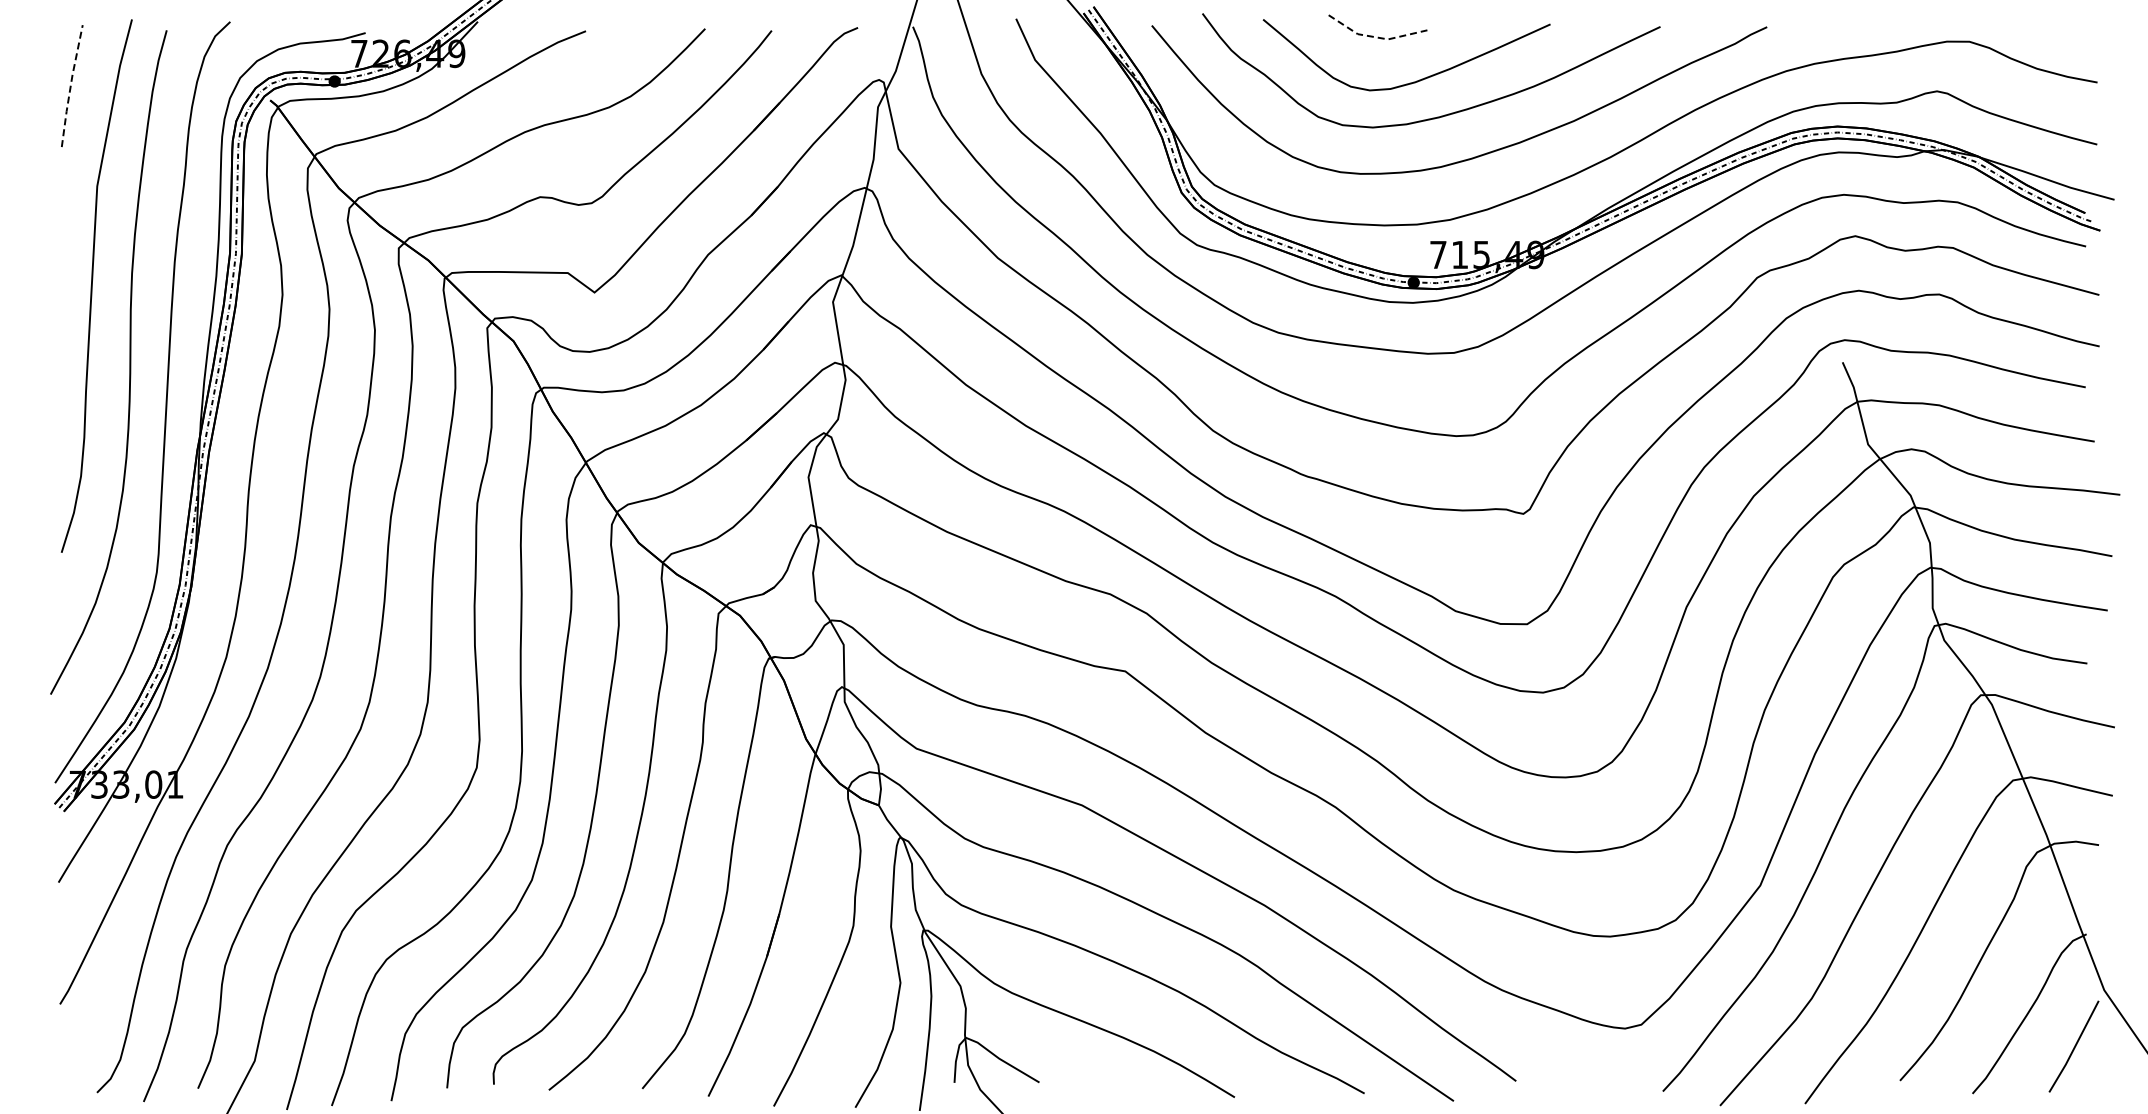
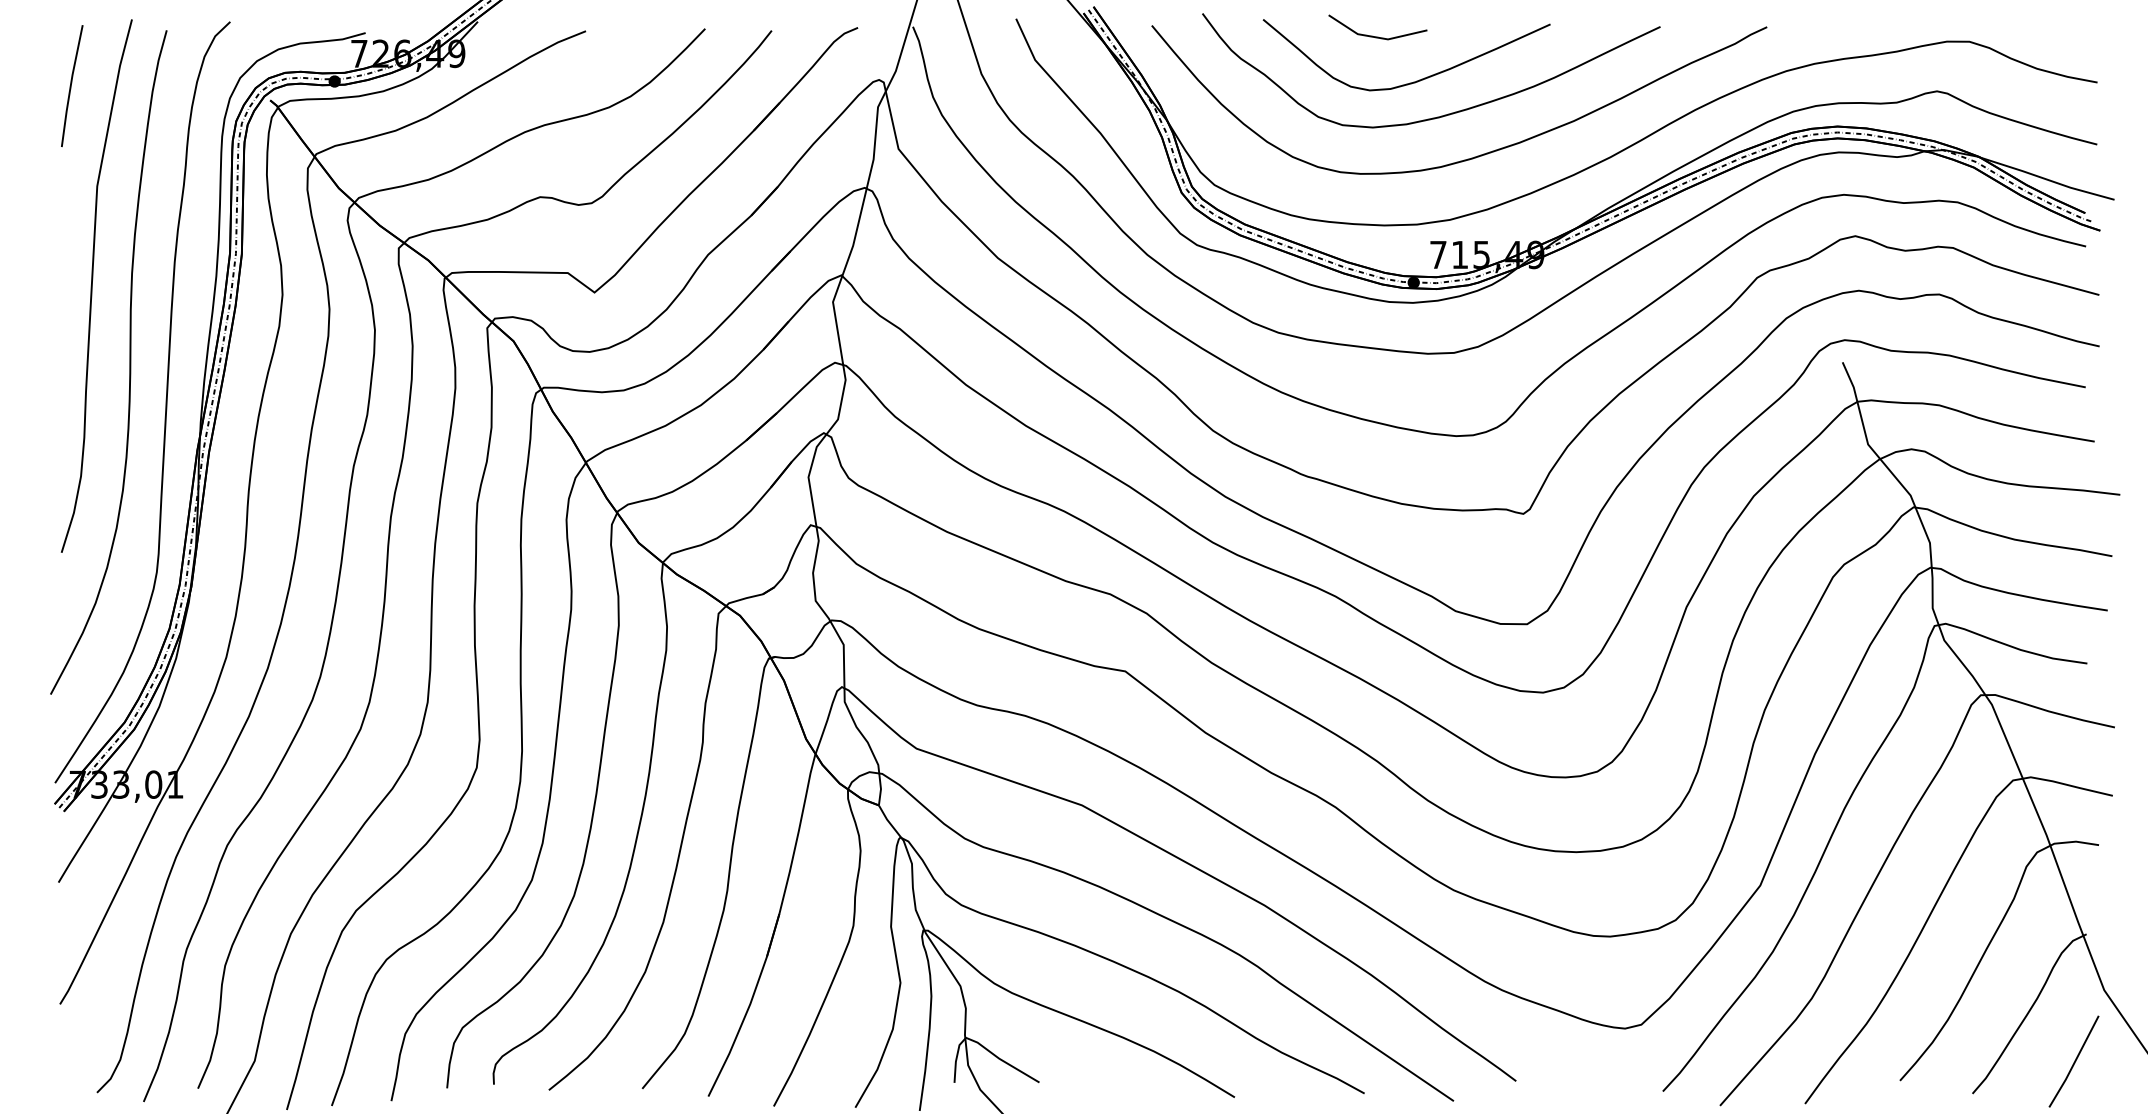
line: dashed -> solid (1376, 37)
line: dashed -> solid (70, 85)
line position: (2074, 1046) -> (2074, 1061) (2074, 1061)
